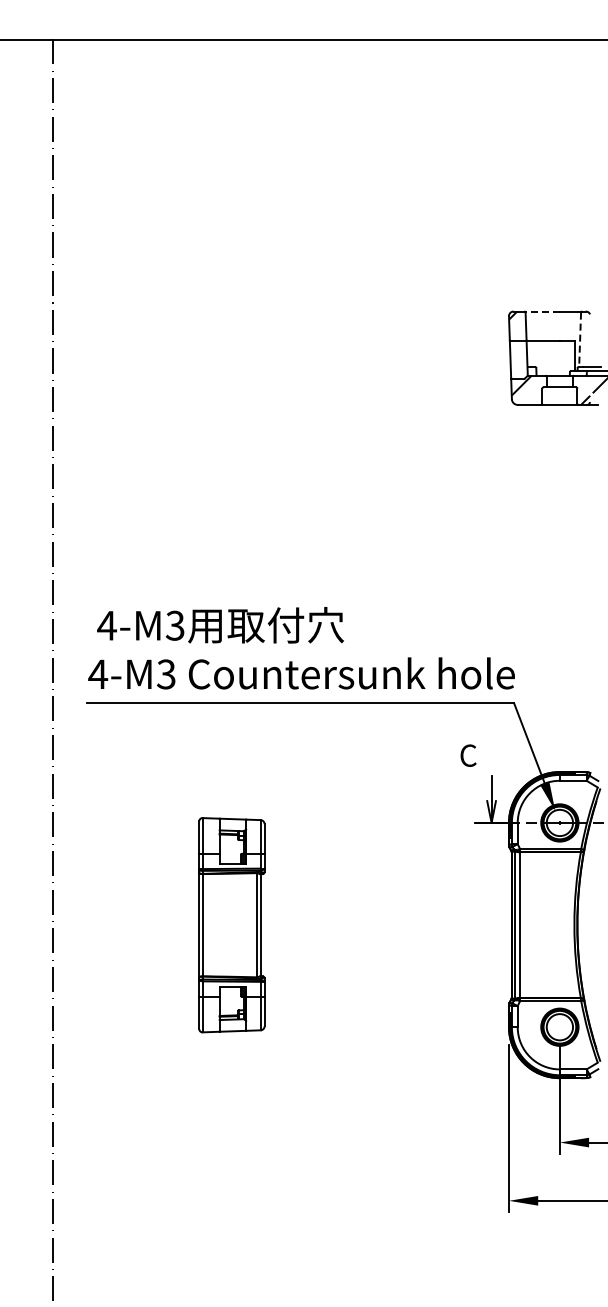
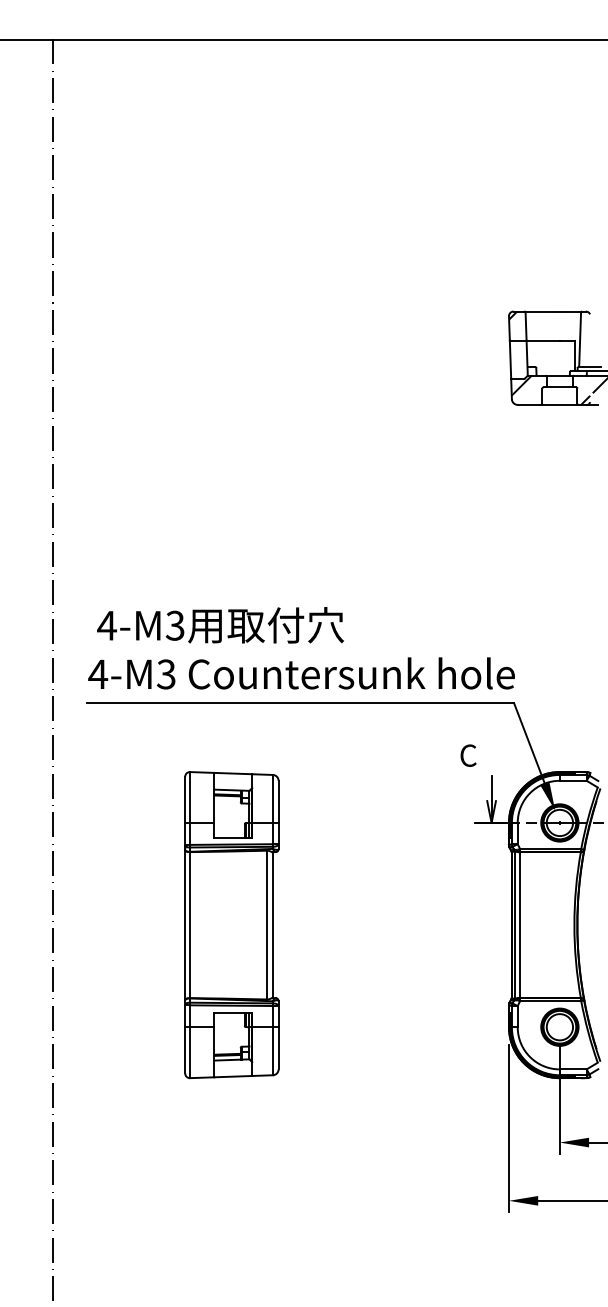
line: dashed -> solid (542, 311)
line: dashed -> solid (580, 340)
part size: 68x217 px -> 96x309 px (231, 925)
